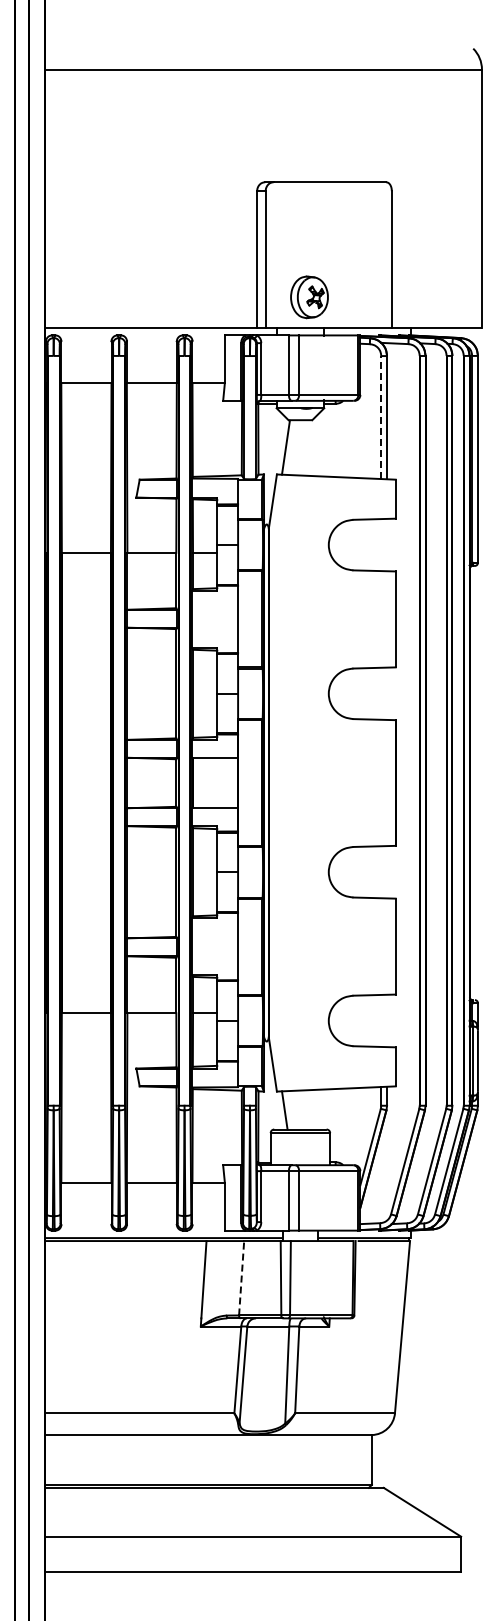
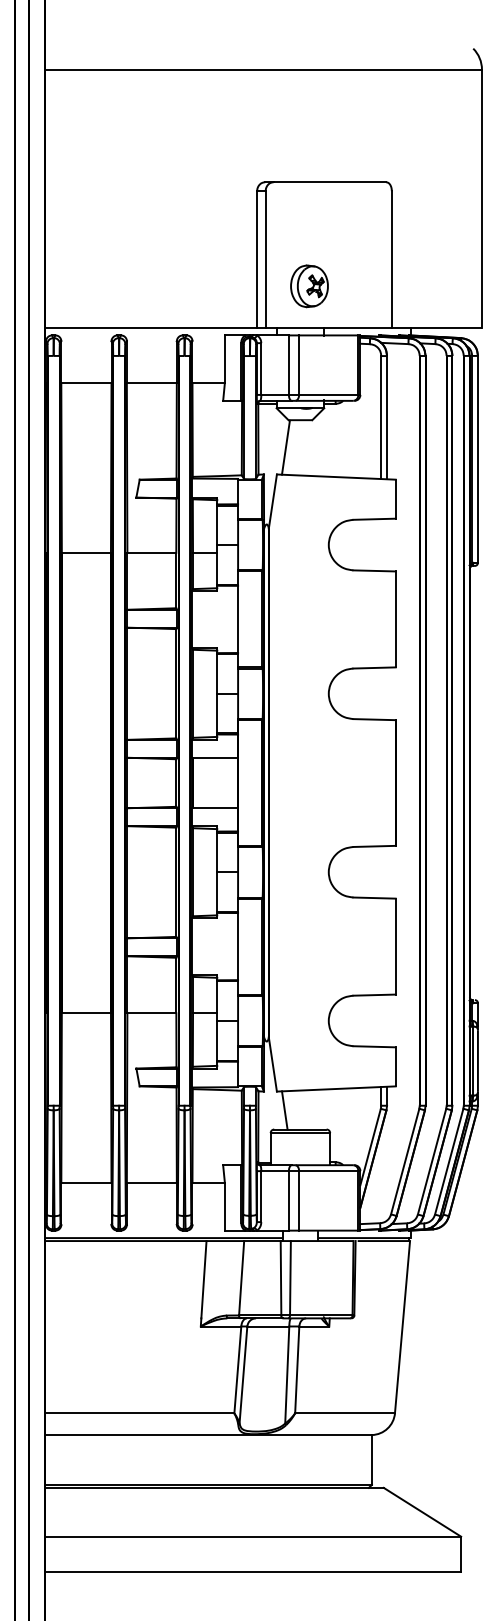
part position: (309, 297) -> (309, 286) (309, 286)
line: dashed -> solid (381, 417)
line: dashed -> solid (241, 1277)
